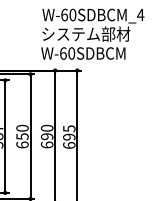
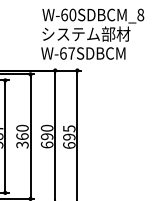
text: W-60SDBCM_4 -> W-60SDBCM_8 (140, 14)
text: W-60SDBCM -> W-67SDBCM (71, 53)
text: 650 -> 360 (22, 140)
